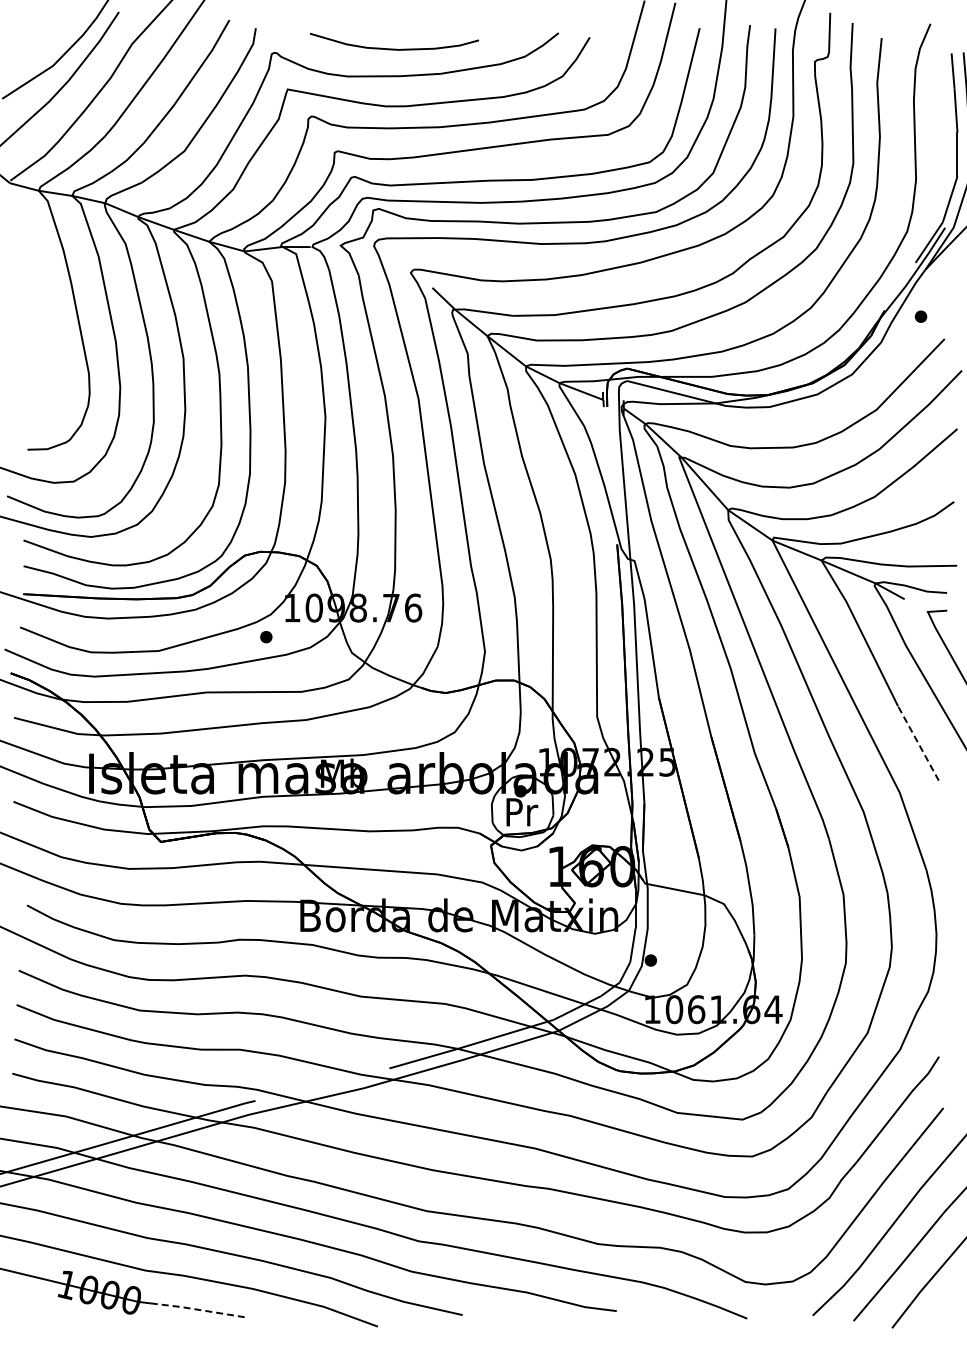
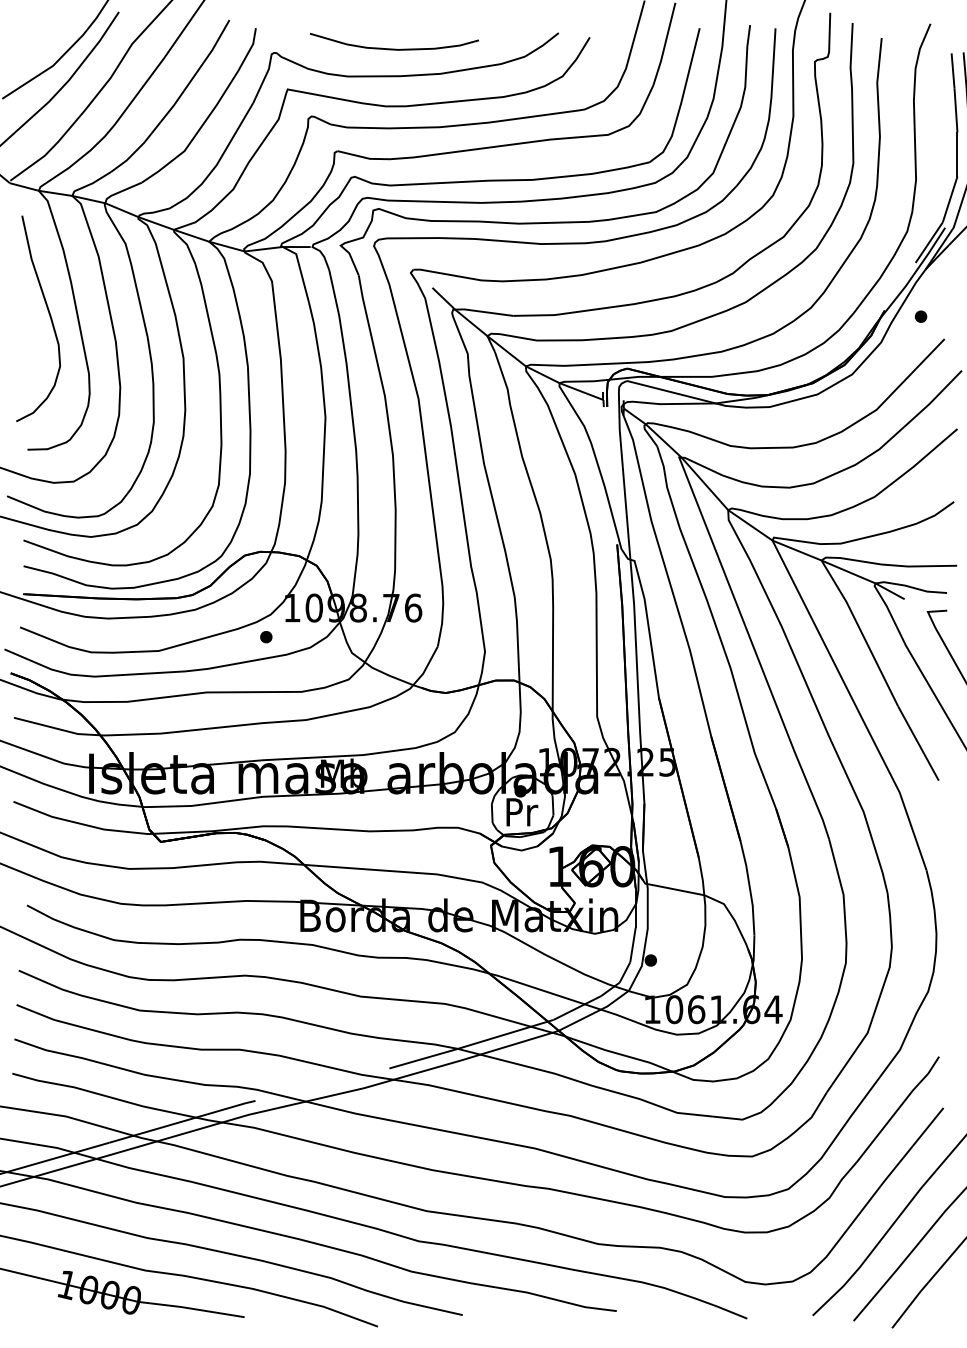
curve: none -> present (48, 313)
line: dashed -> solid (918, 743)
line: dashed -> solid (197, 1309)
